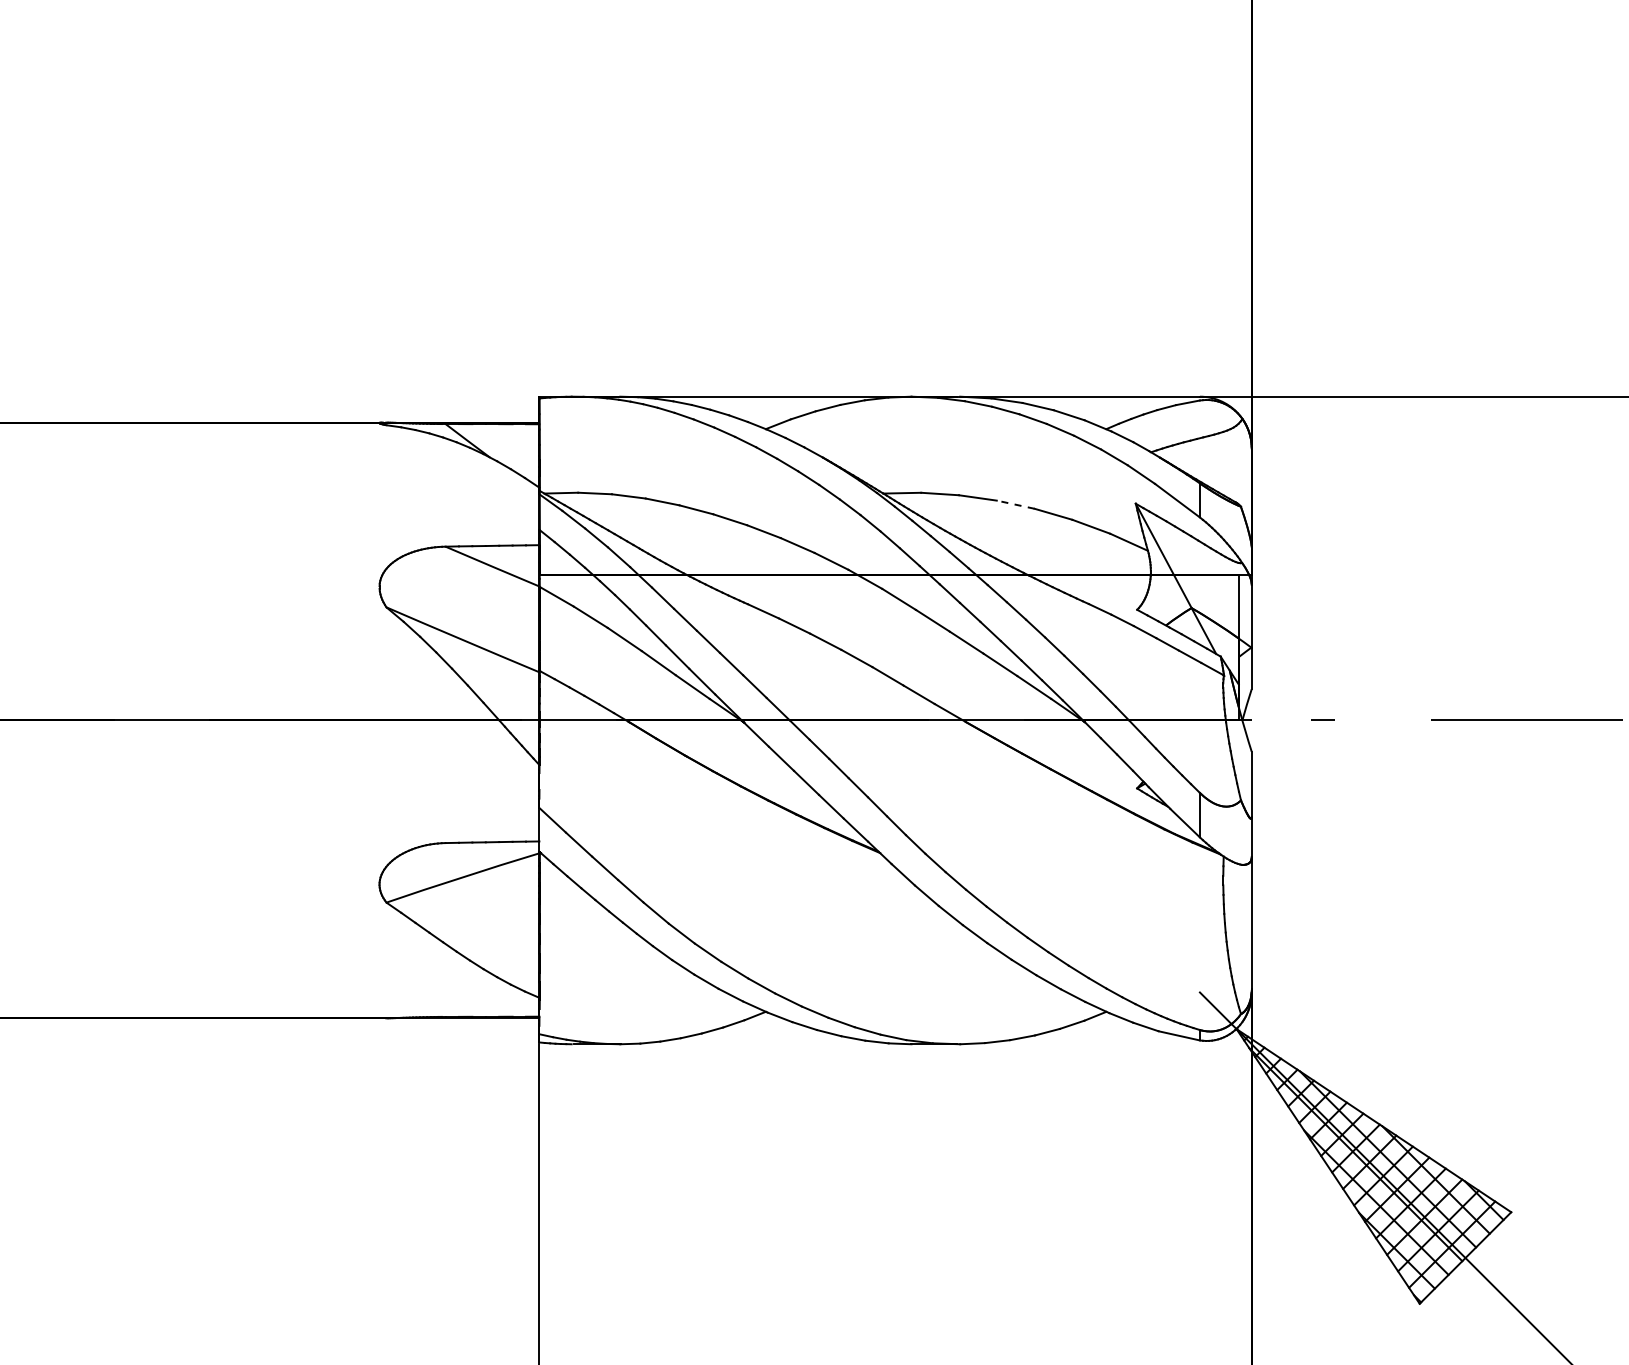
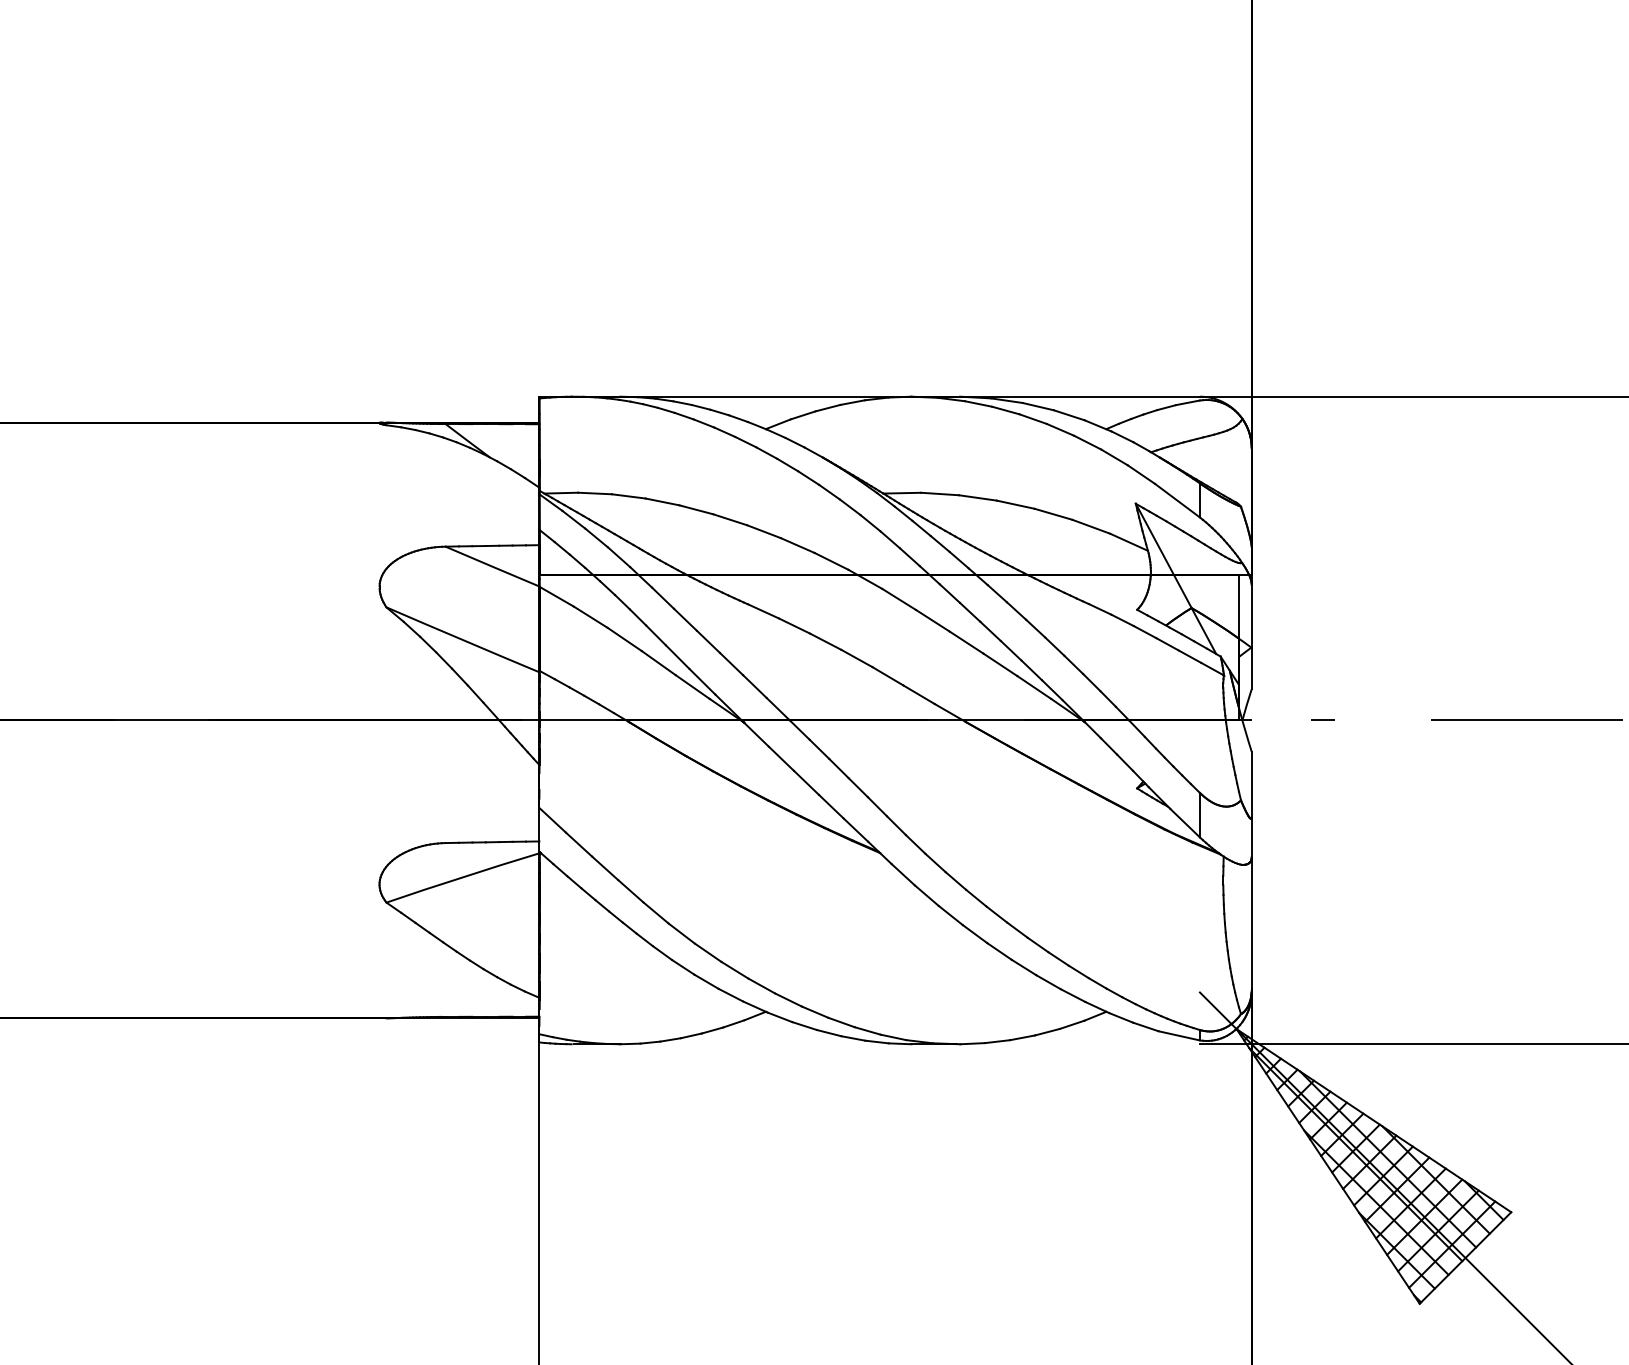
line: dashed -> solid (1015, 504)
line: none -> present (1412, 1044)
